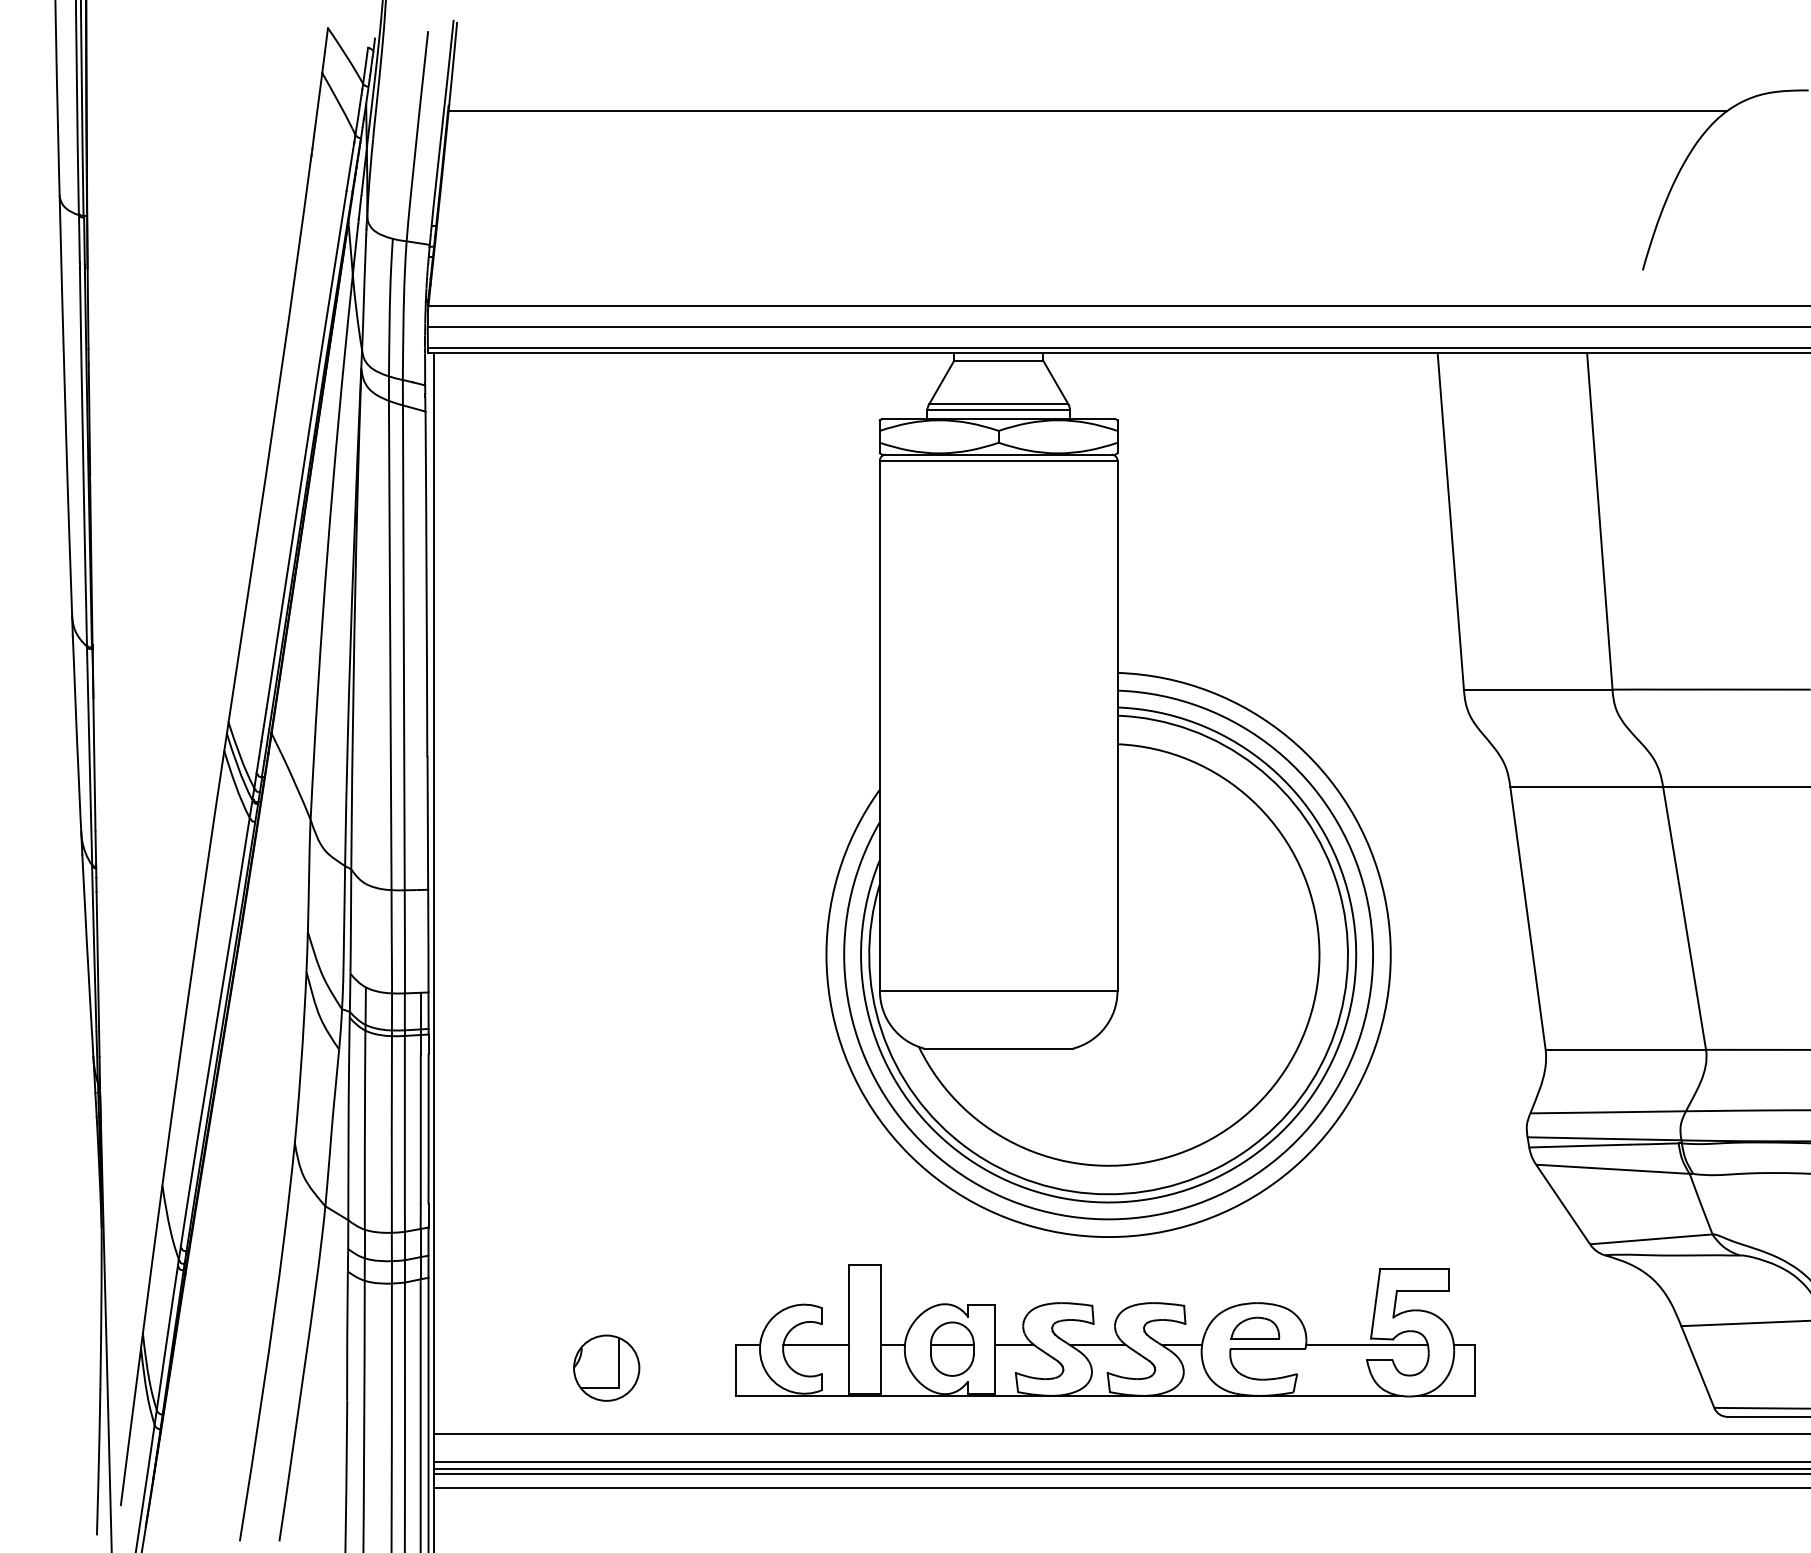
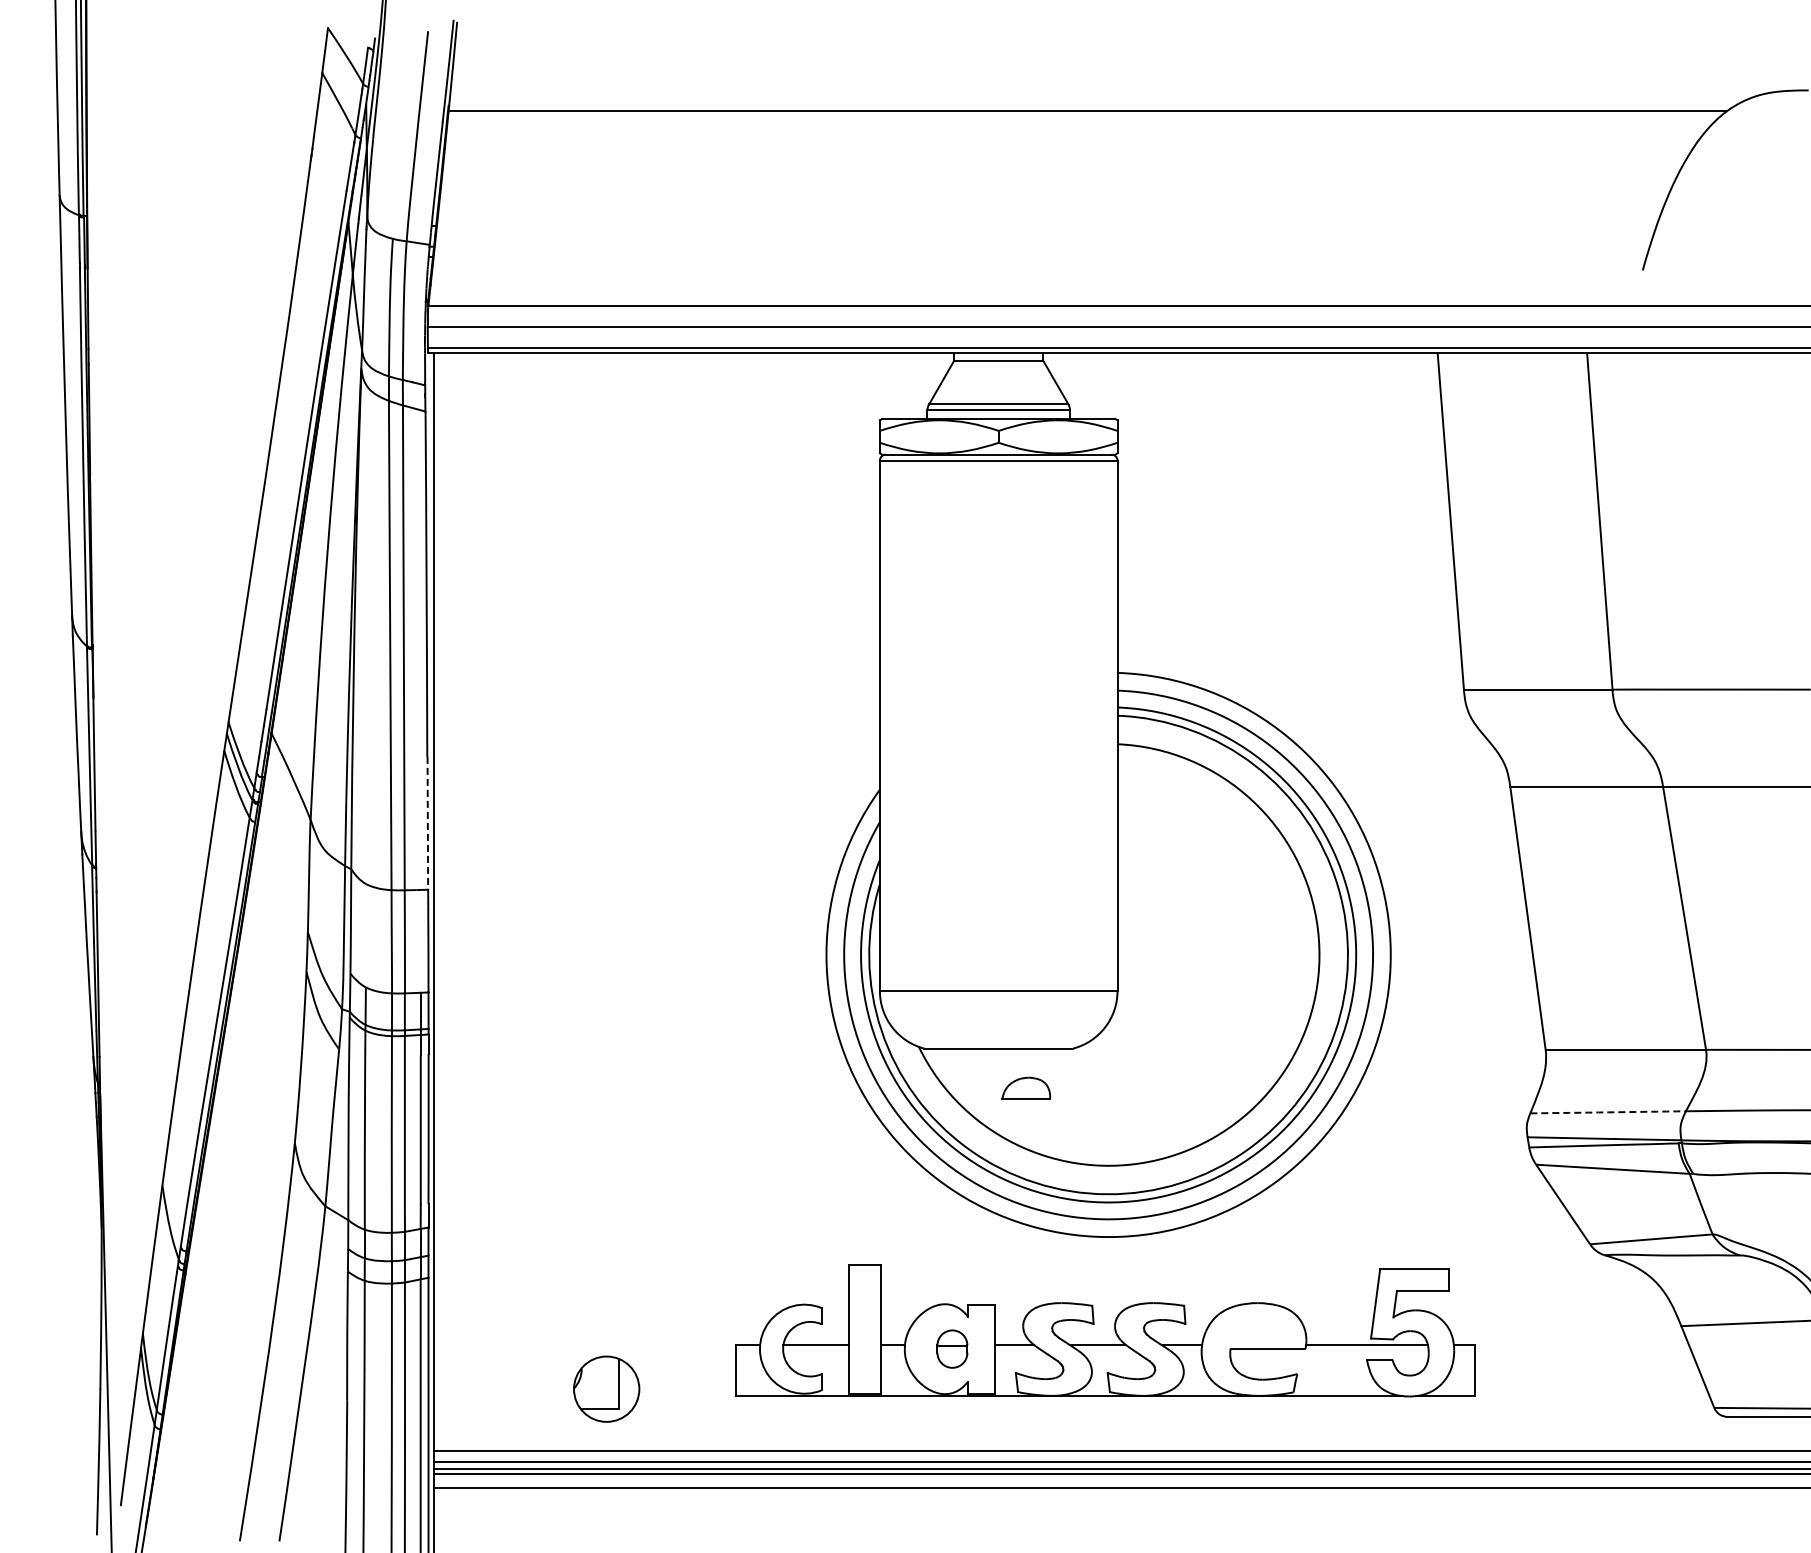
line: solid -> dashed (427, 823)
arc: solid -> dashed (1608, 1112)
part position: (1255, 1327) -> (1026, 1087) (1026, 1087)
part size: 45x56 px -> 33x40 px (952, 1348)
part position: (606, 1367) -> (606, 1388) (606, 1388)
line position: (1120, 1434) -> (1120, 1451) (1120, 1451)
